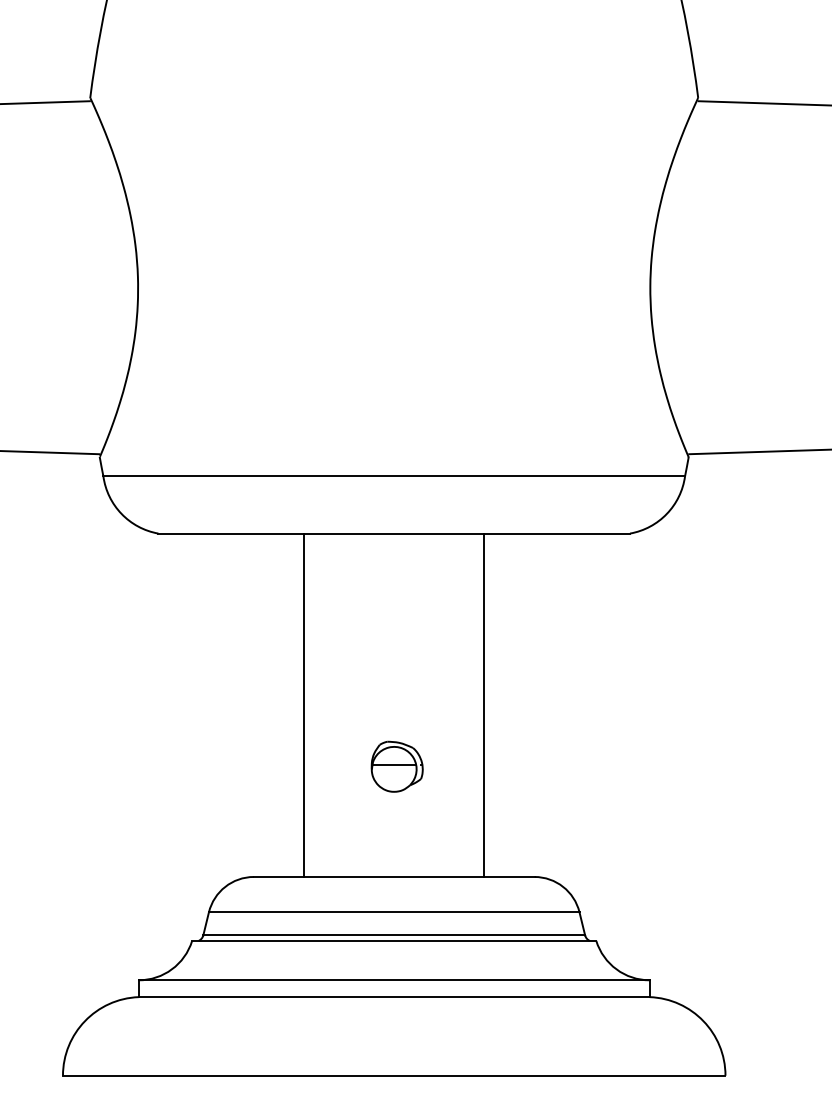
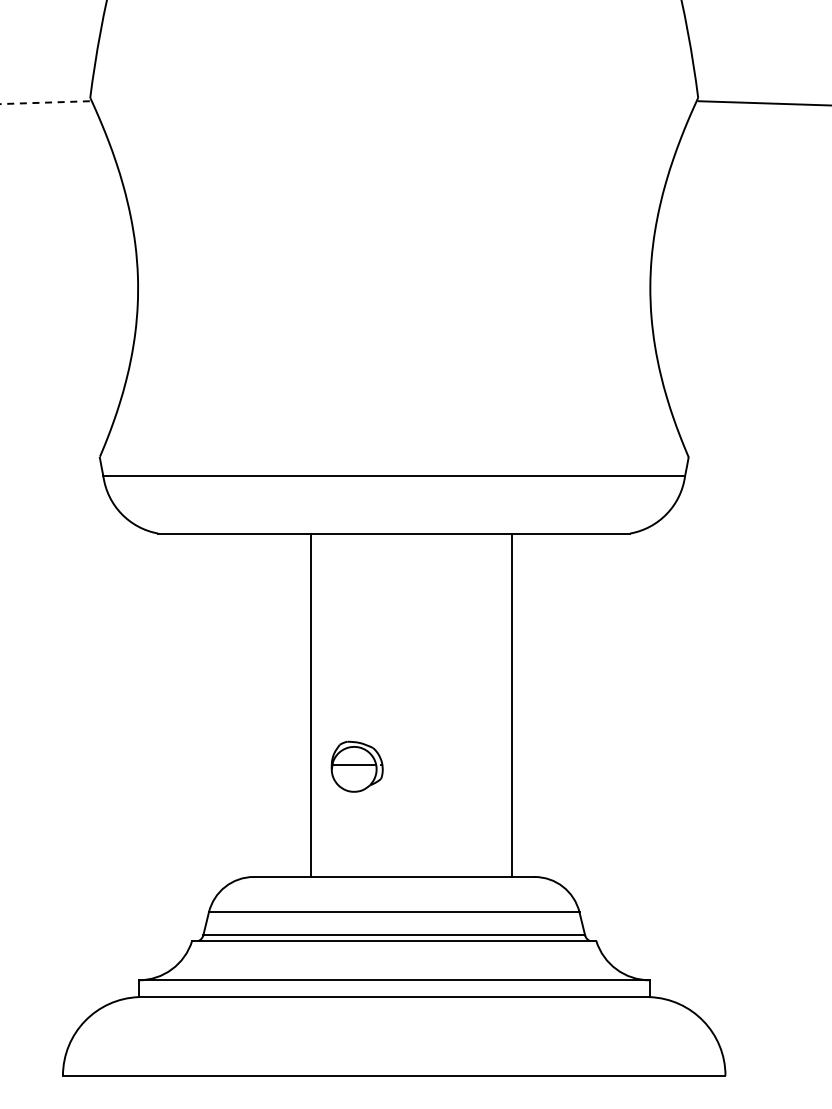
line: solid -> dashed (44, 102)
line: present -> none (758, 451)
line: present -> none (50, 452)
line position: (304, 704) -> (311, 704) (311, 704)
line position: (484, 704) -> (512, 704) (512, 704)
part position: (396, 766) -> (356, 766) (356, 766)
